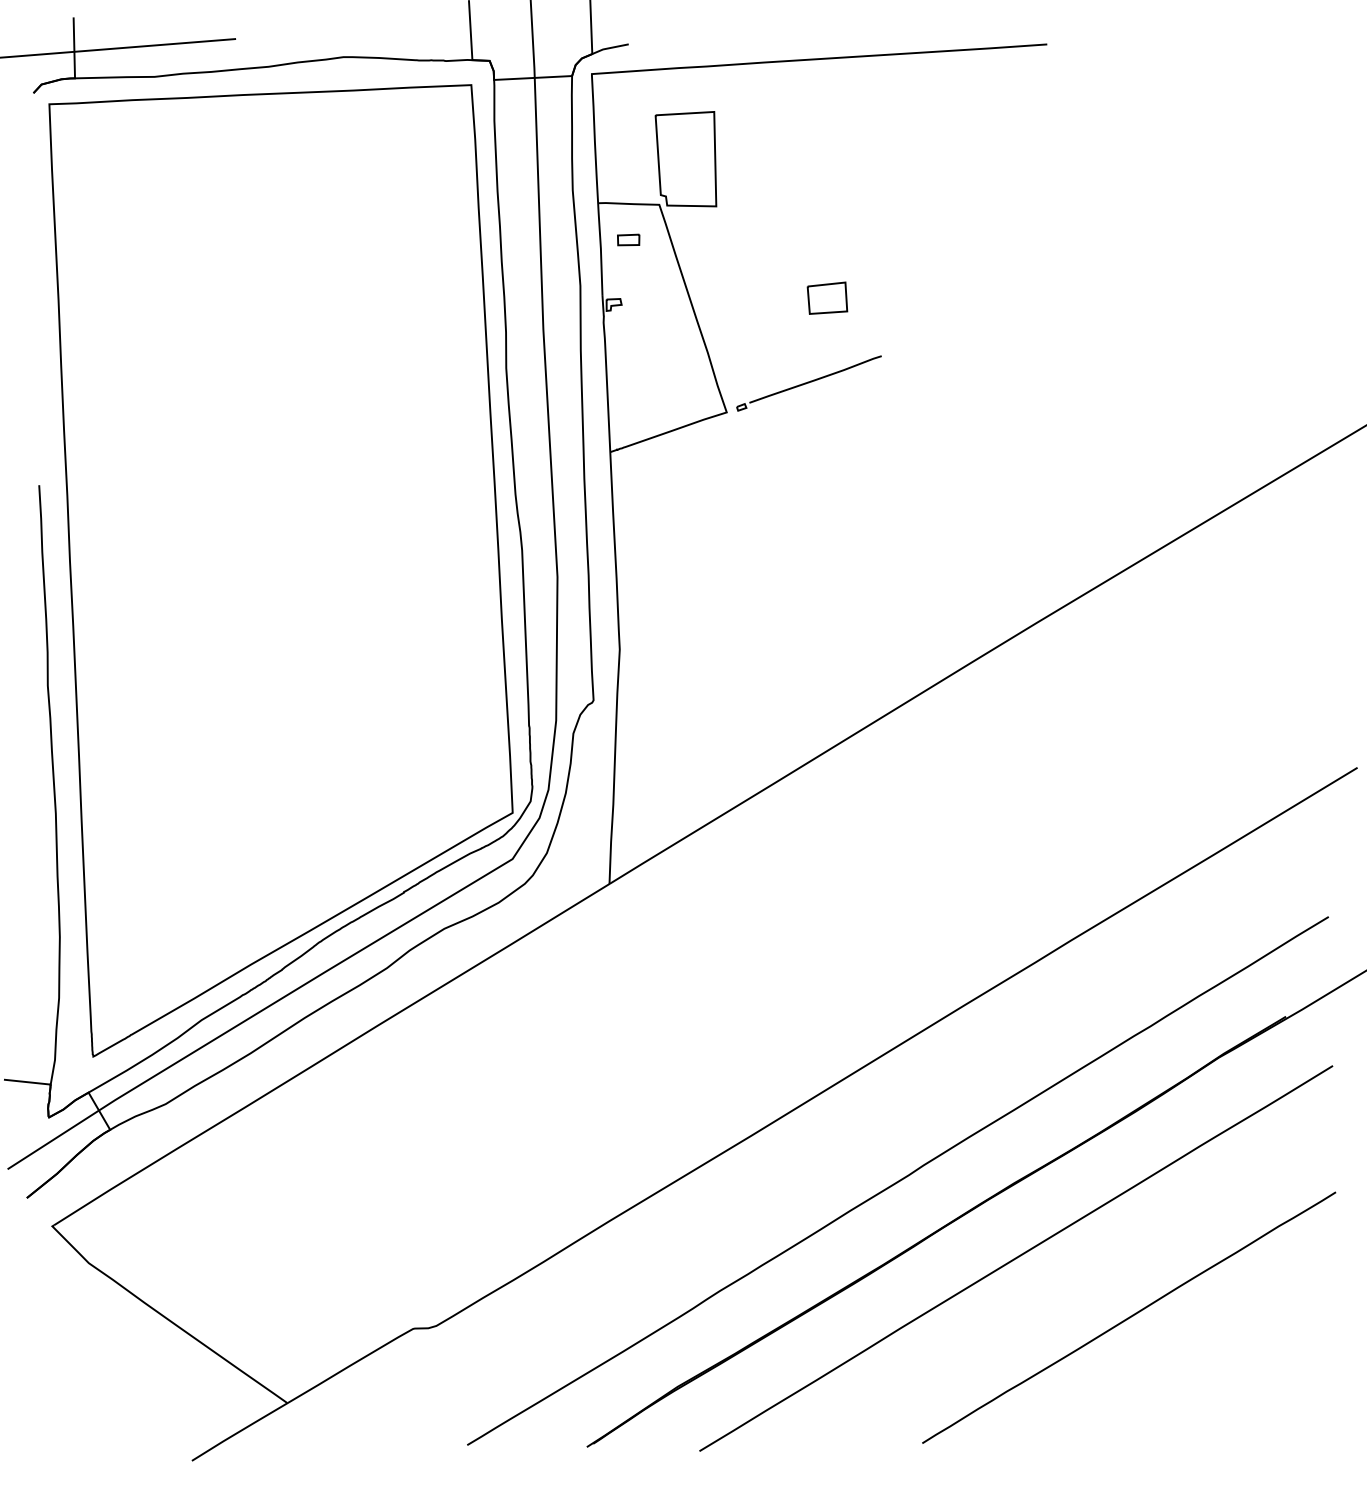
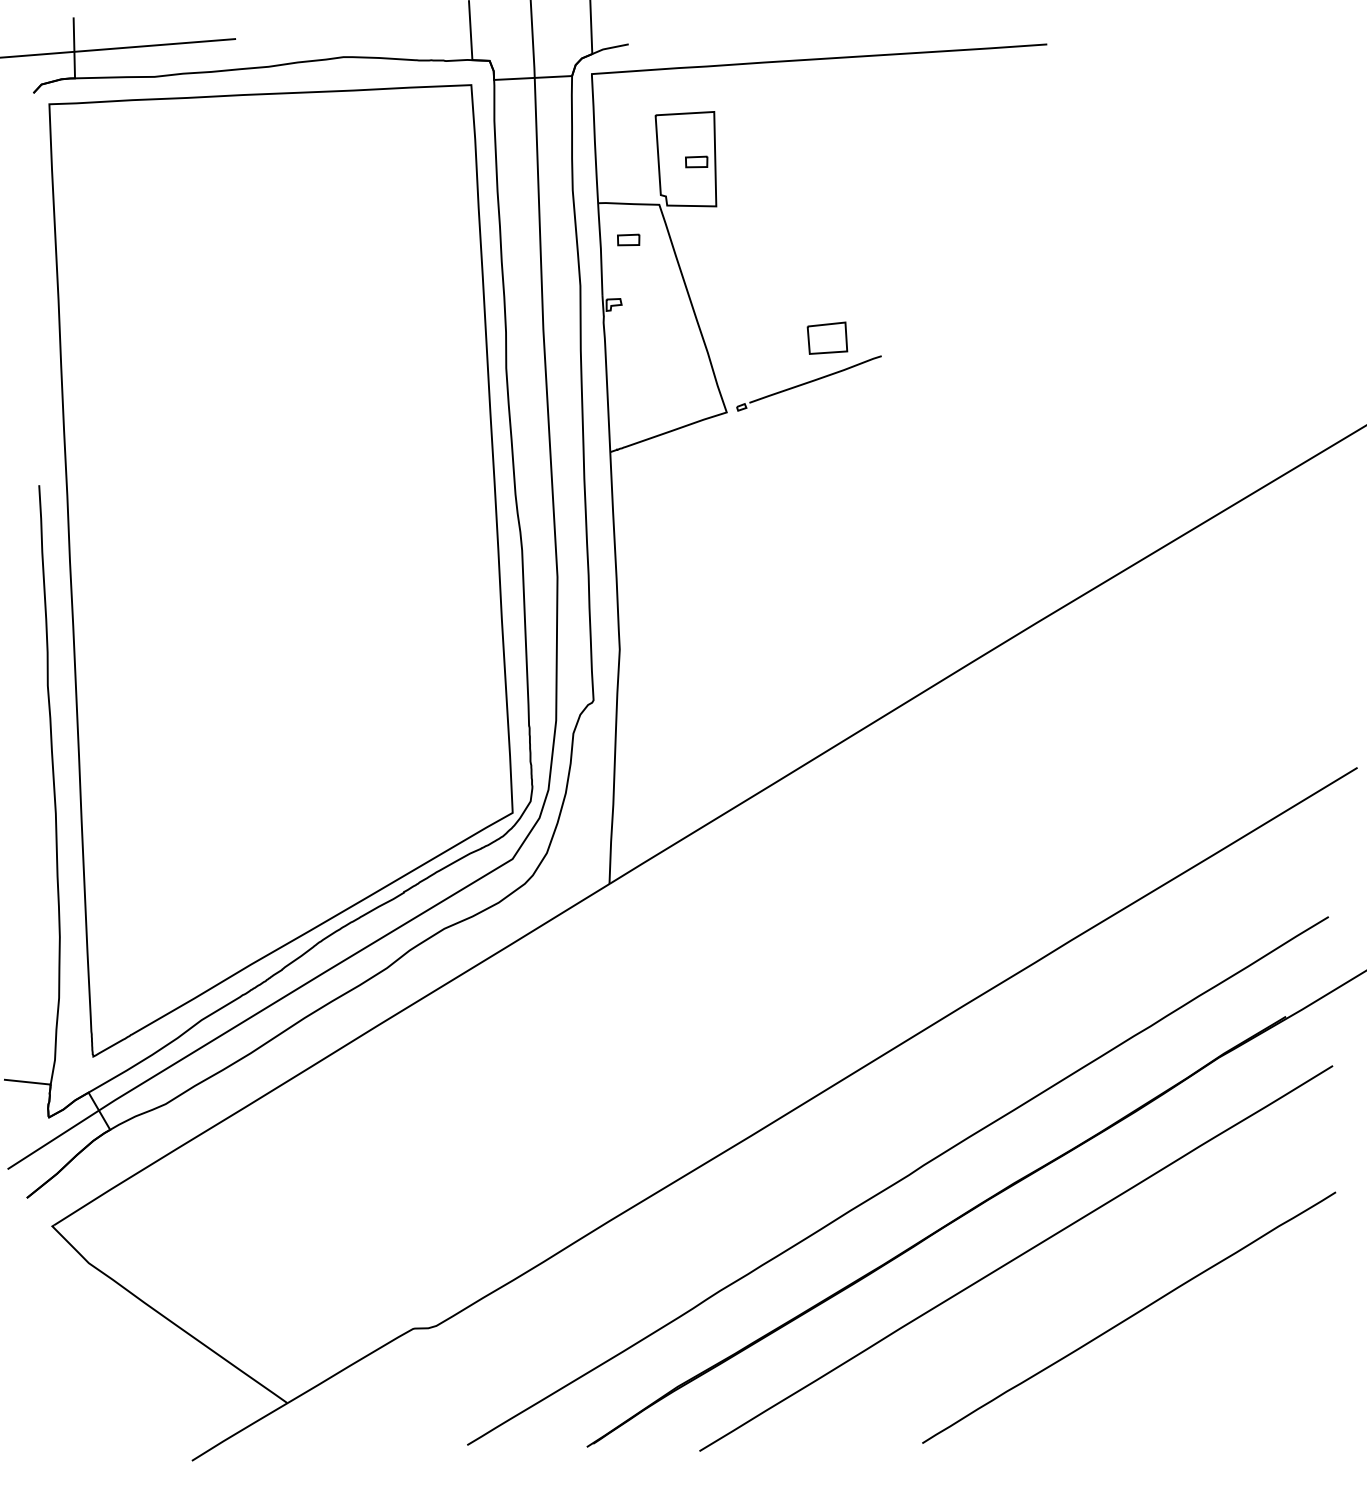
part: none -> present (696, 161)
part position: (827, 297) -> (827, 337) (827, 337)
